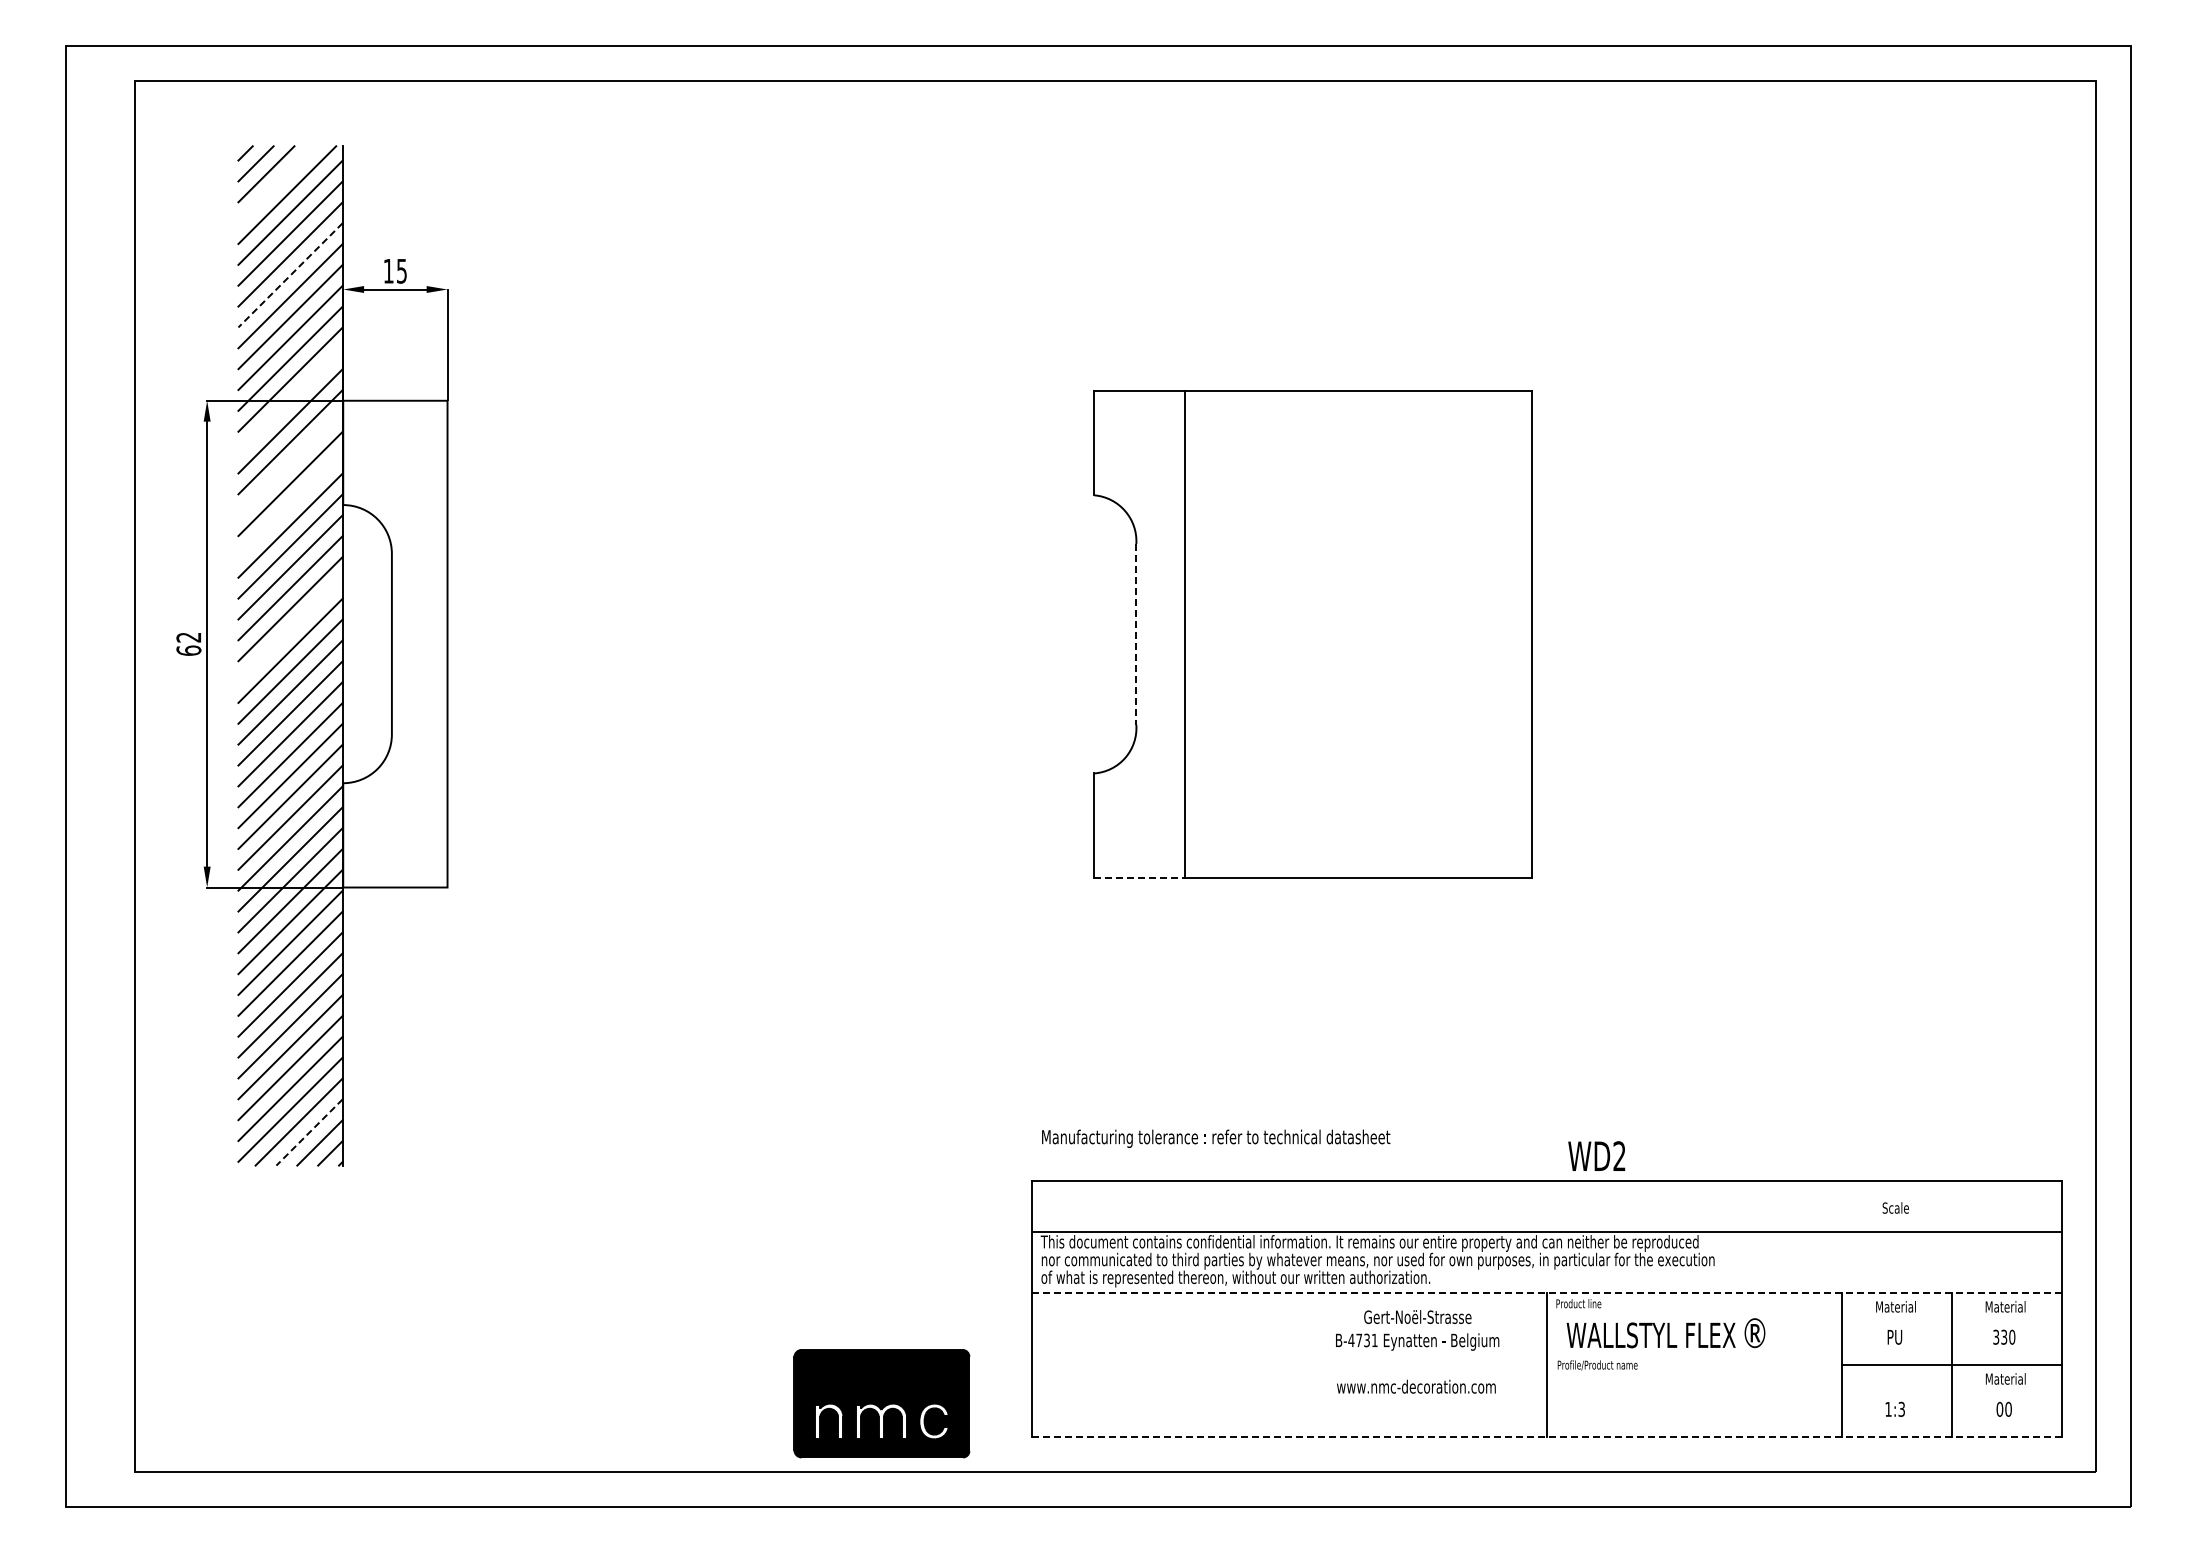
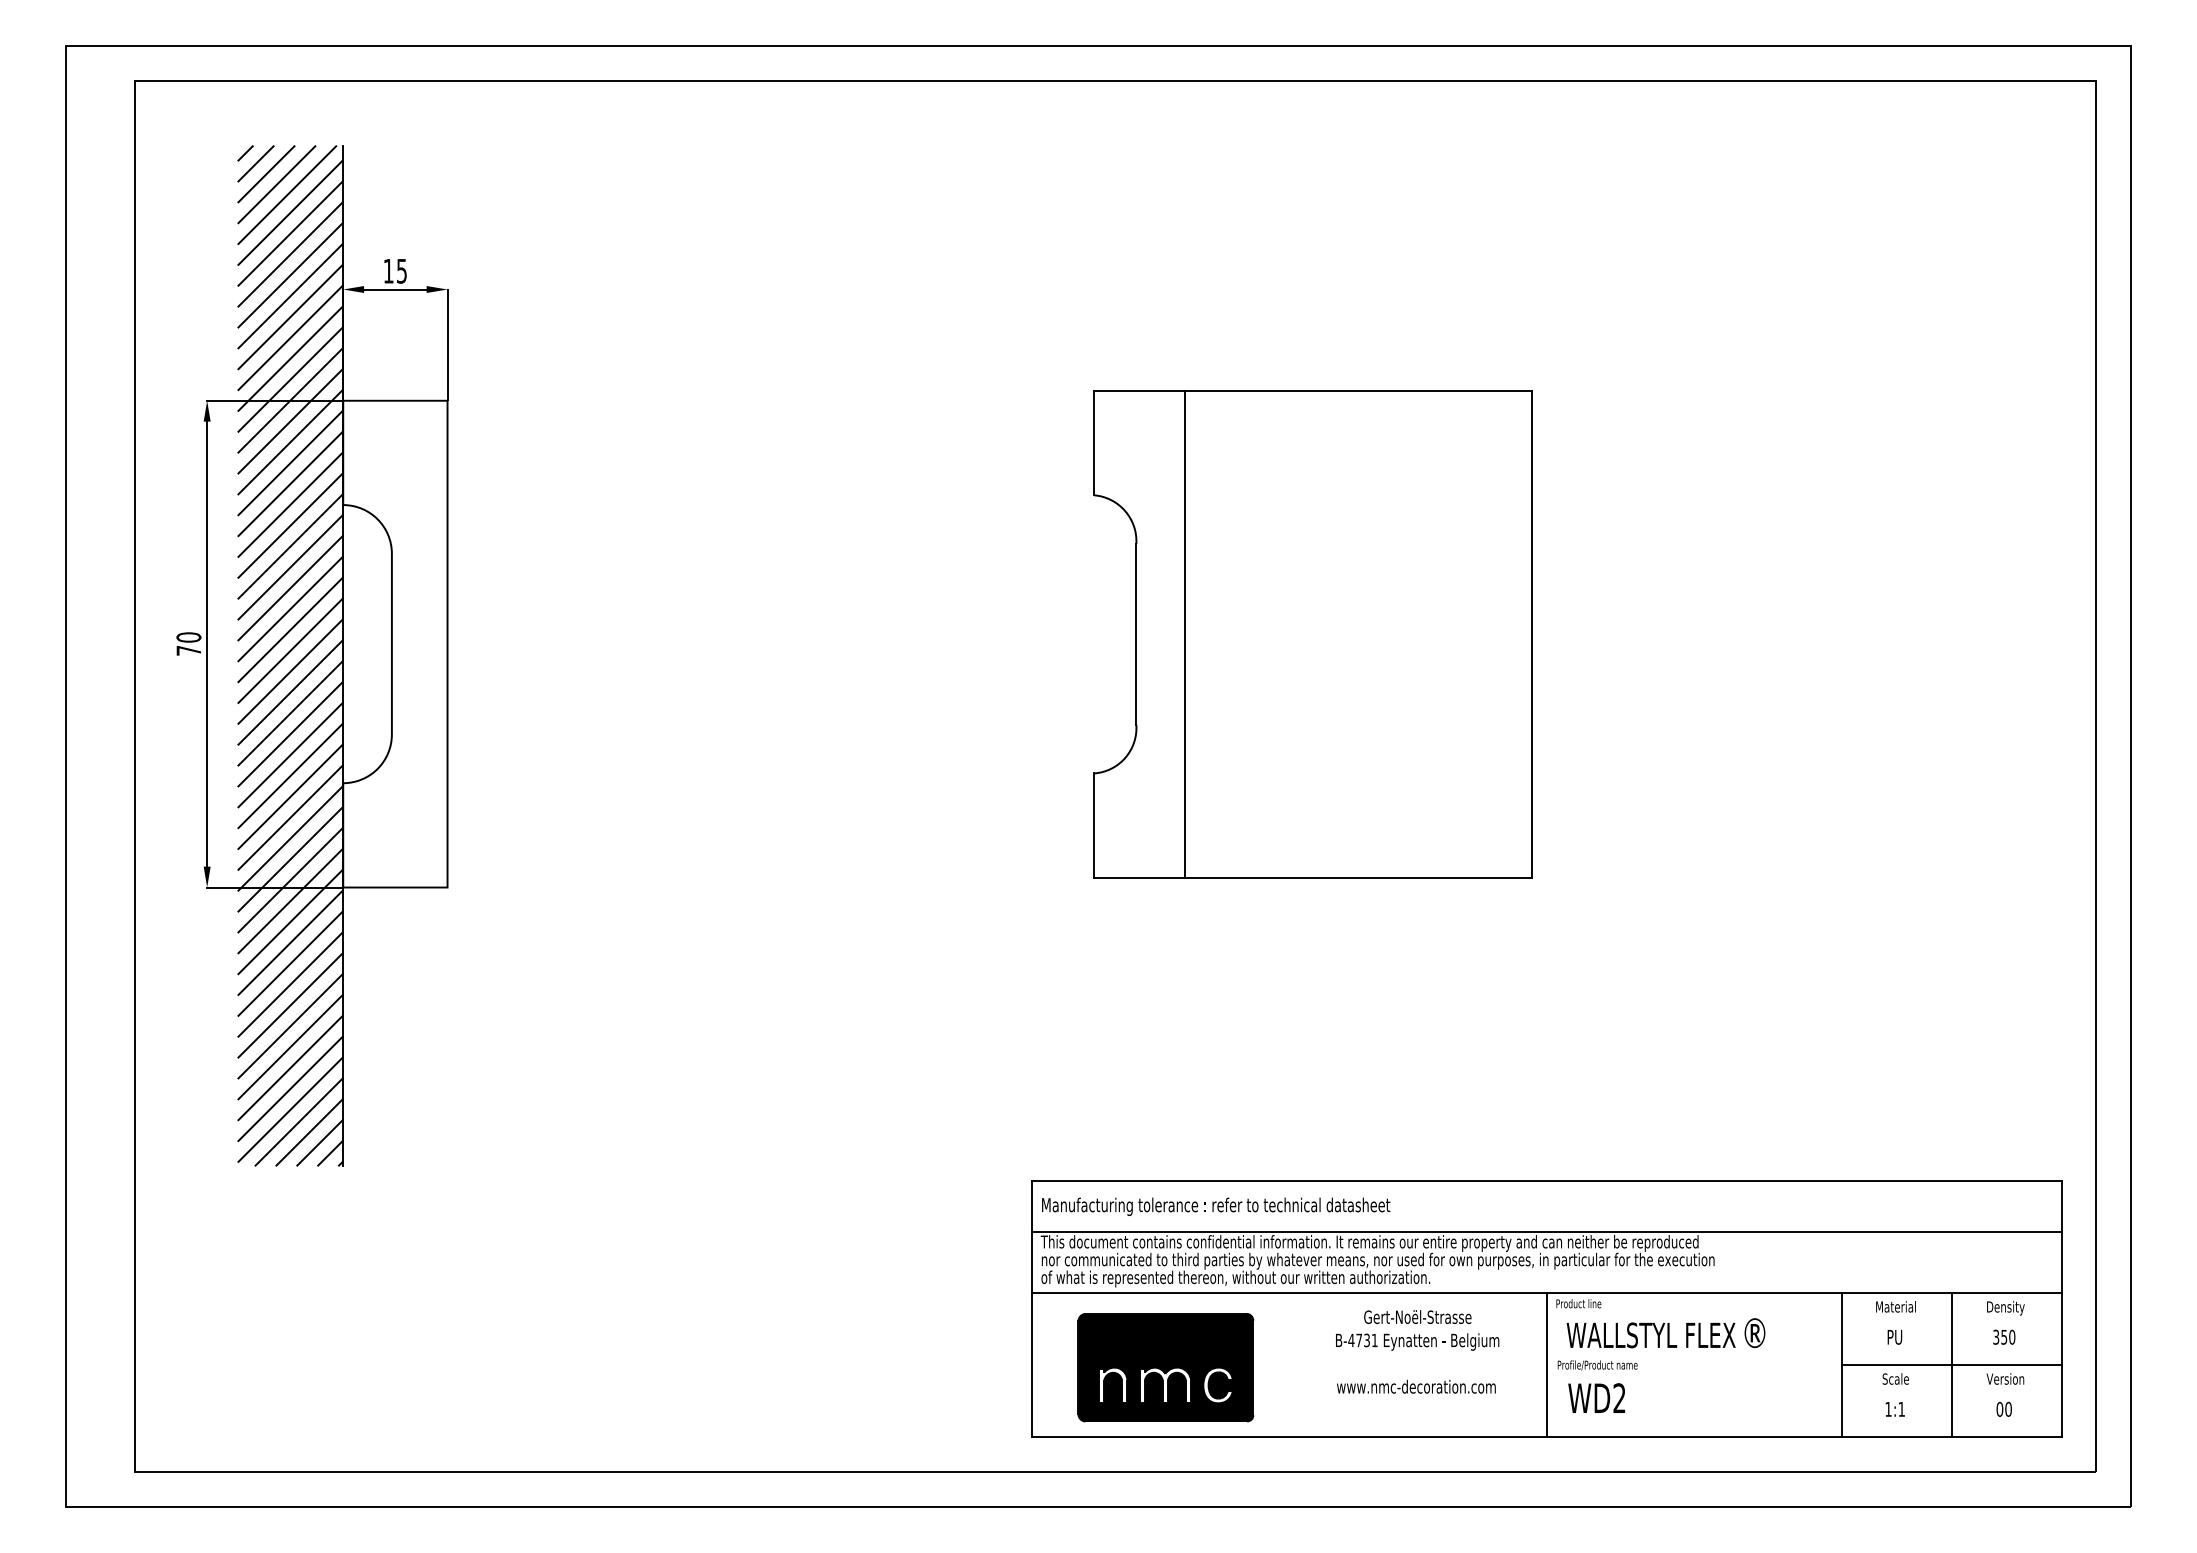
line: none -> present (276, 184)
line: dashed -> solid (290, 275)
line: none -> present (290, 400)
line: none -> present (290, 462)
line: none -> present (290, 504)
line: none -> present (290, 629)
line: dashed -> solid (1136, 634)
text: 62 -> 70 (188, 643)
line: dashed -> solid (1139, 877)
line: dashed -> solid (309, 1132)
text position: (1216, 1138) -> (1216, 1206) (1216, 1206)
text position: (1596, 1155) -> (1596, 1397) (1596, 1397)
text position: (1895, 1207) -> (1895, 1378) (1895, 1378)
line: dashed -> solid (1546, 1292)
text: Material -> Density (2005, 1308)
text: 330 -> 350 (2004, 1336)
text: Material -> Version (2005, 1378)
part position: (881, 1403) -> (1165, 1367) (1165, 1367)
text: 1:3 -> 1:1 (1901, 1408)
line: dashed -> solid (1546, 1437)
